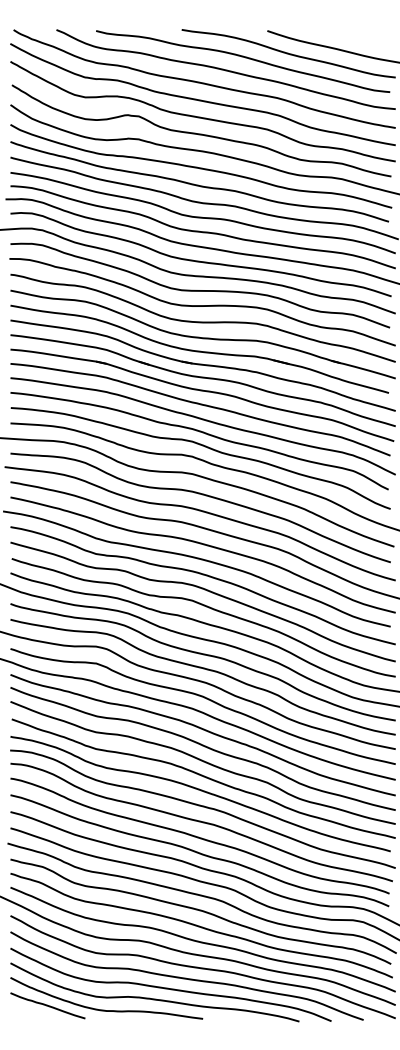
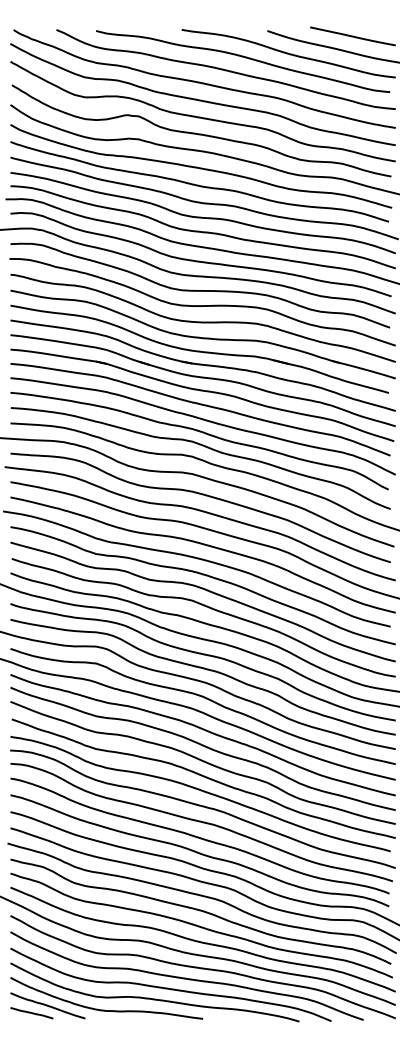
line: none -> present (352, 36)
line: none -> present (31, 1013)
